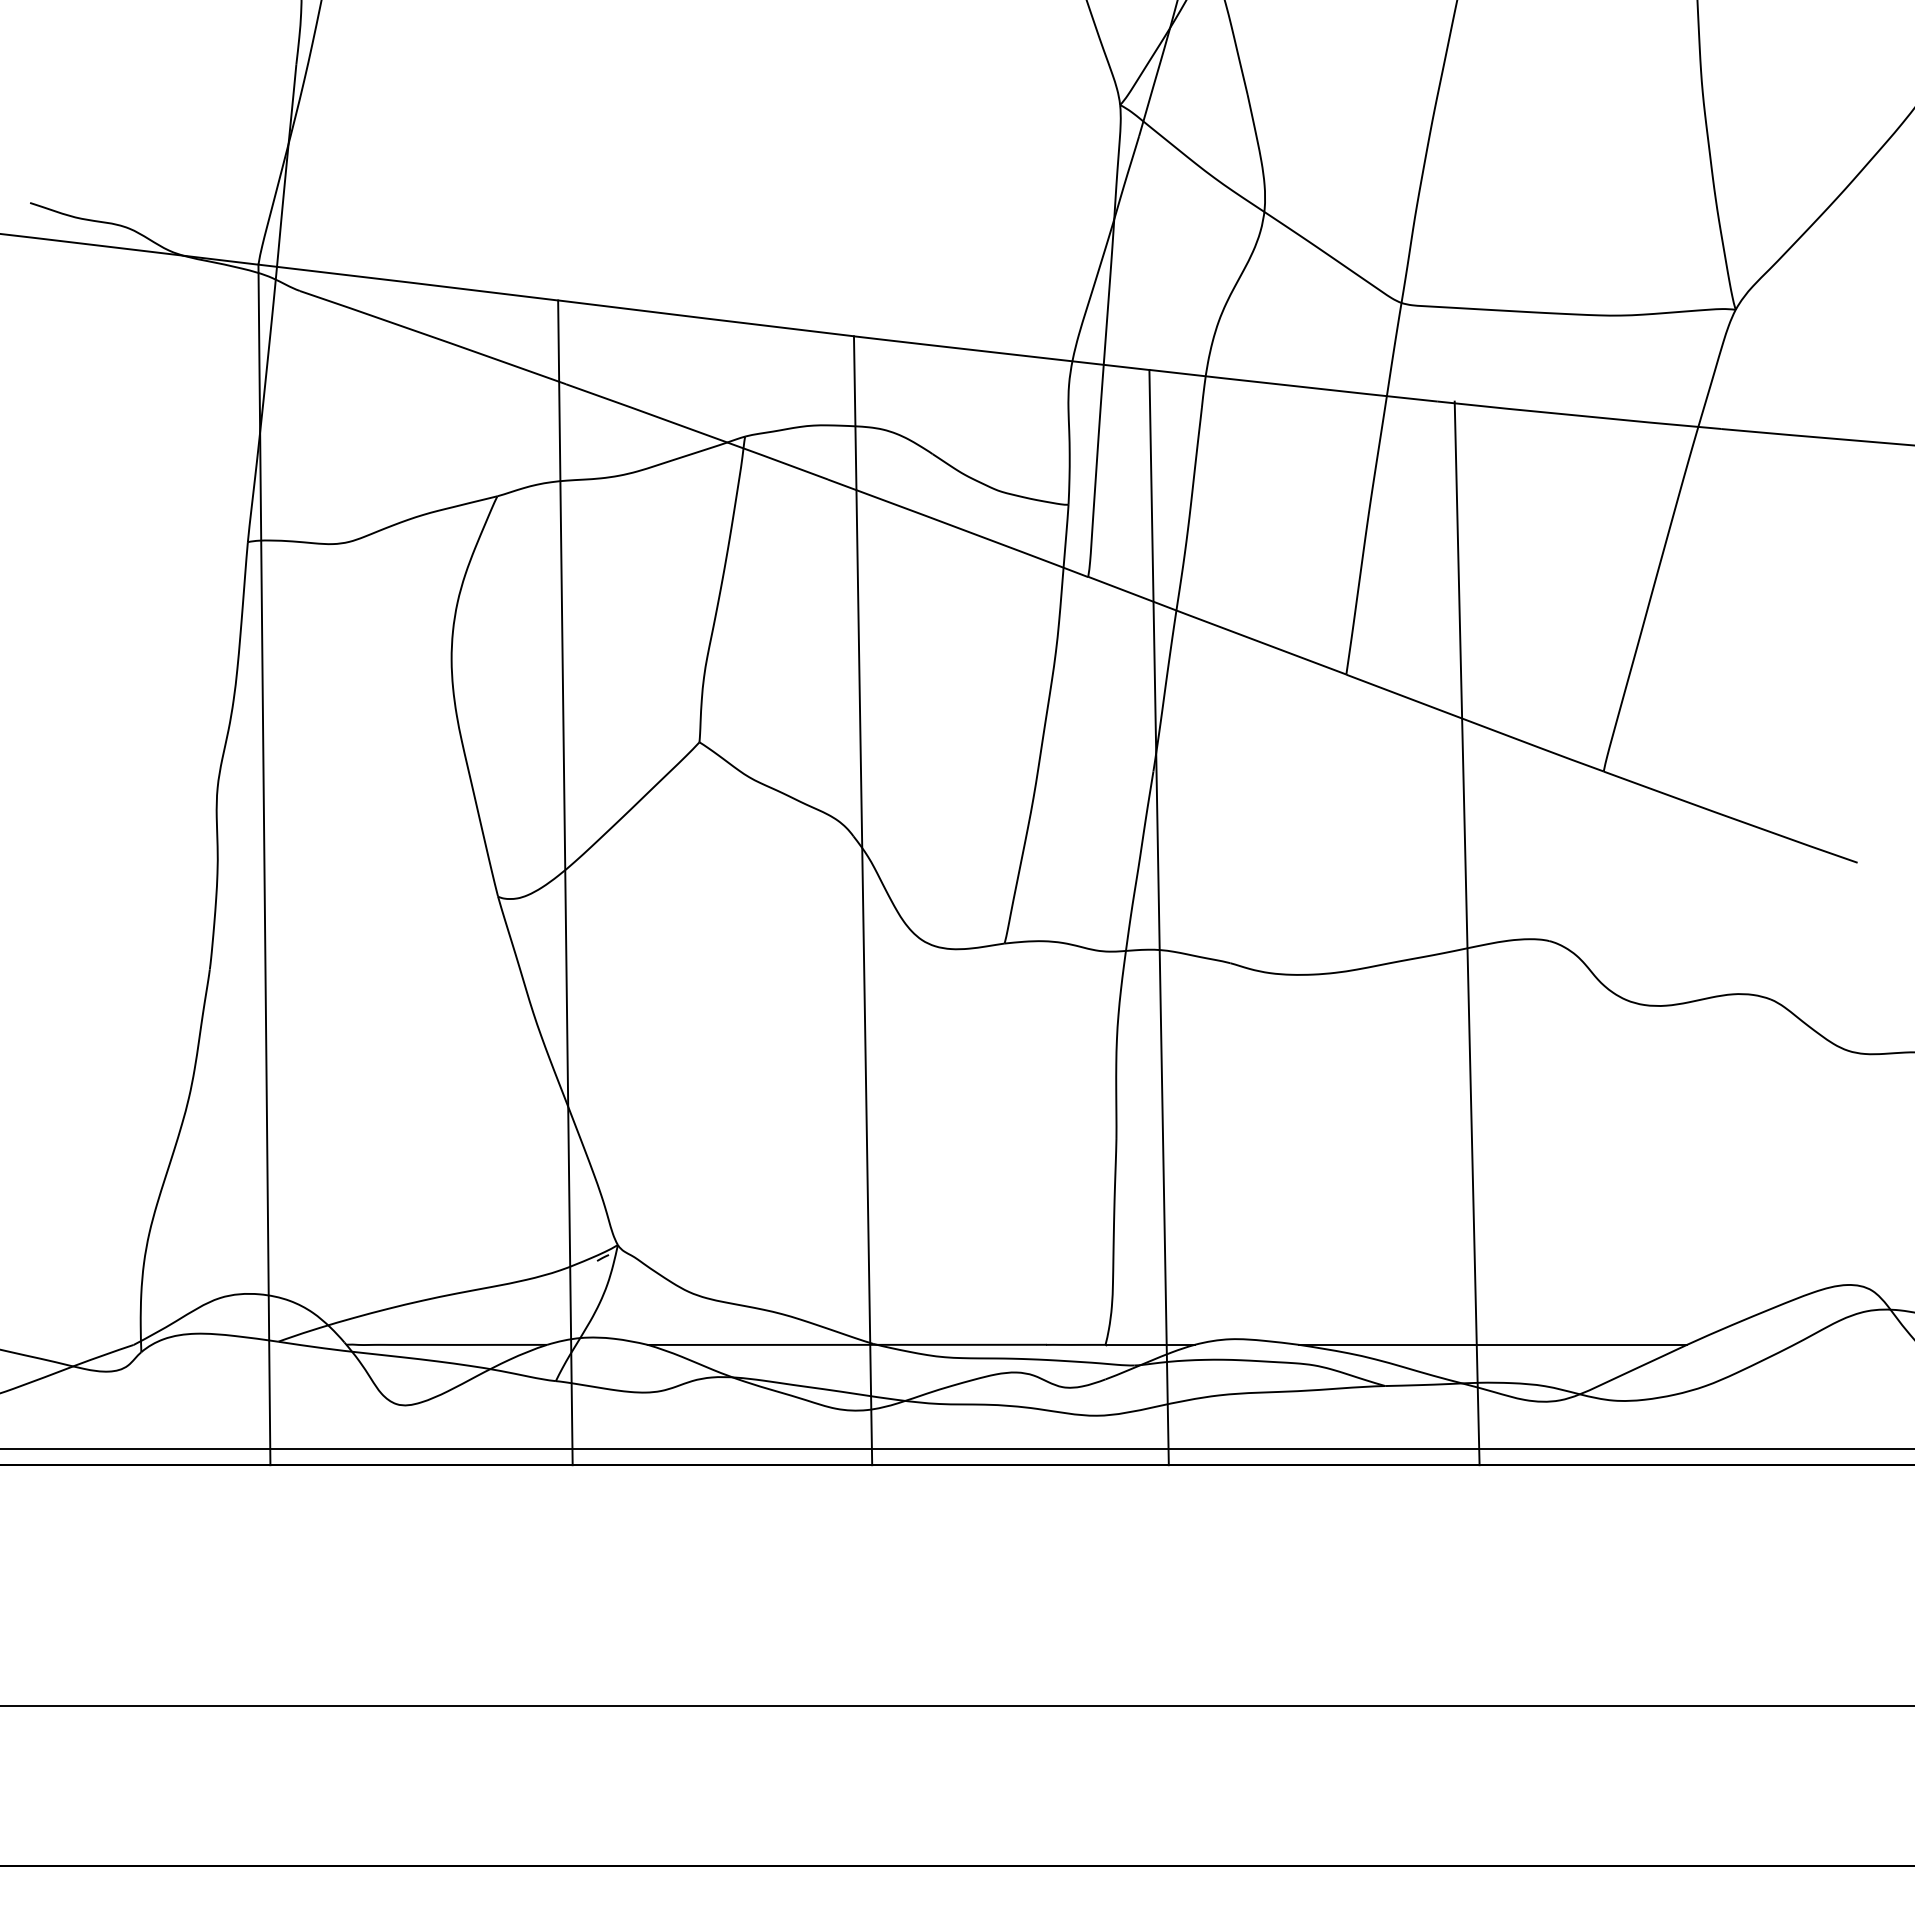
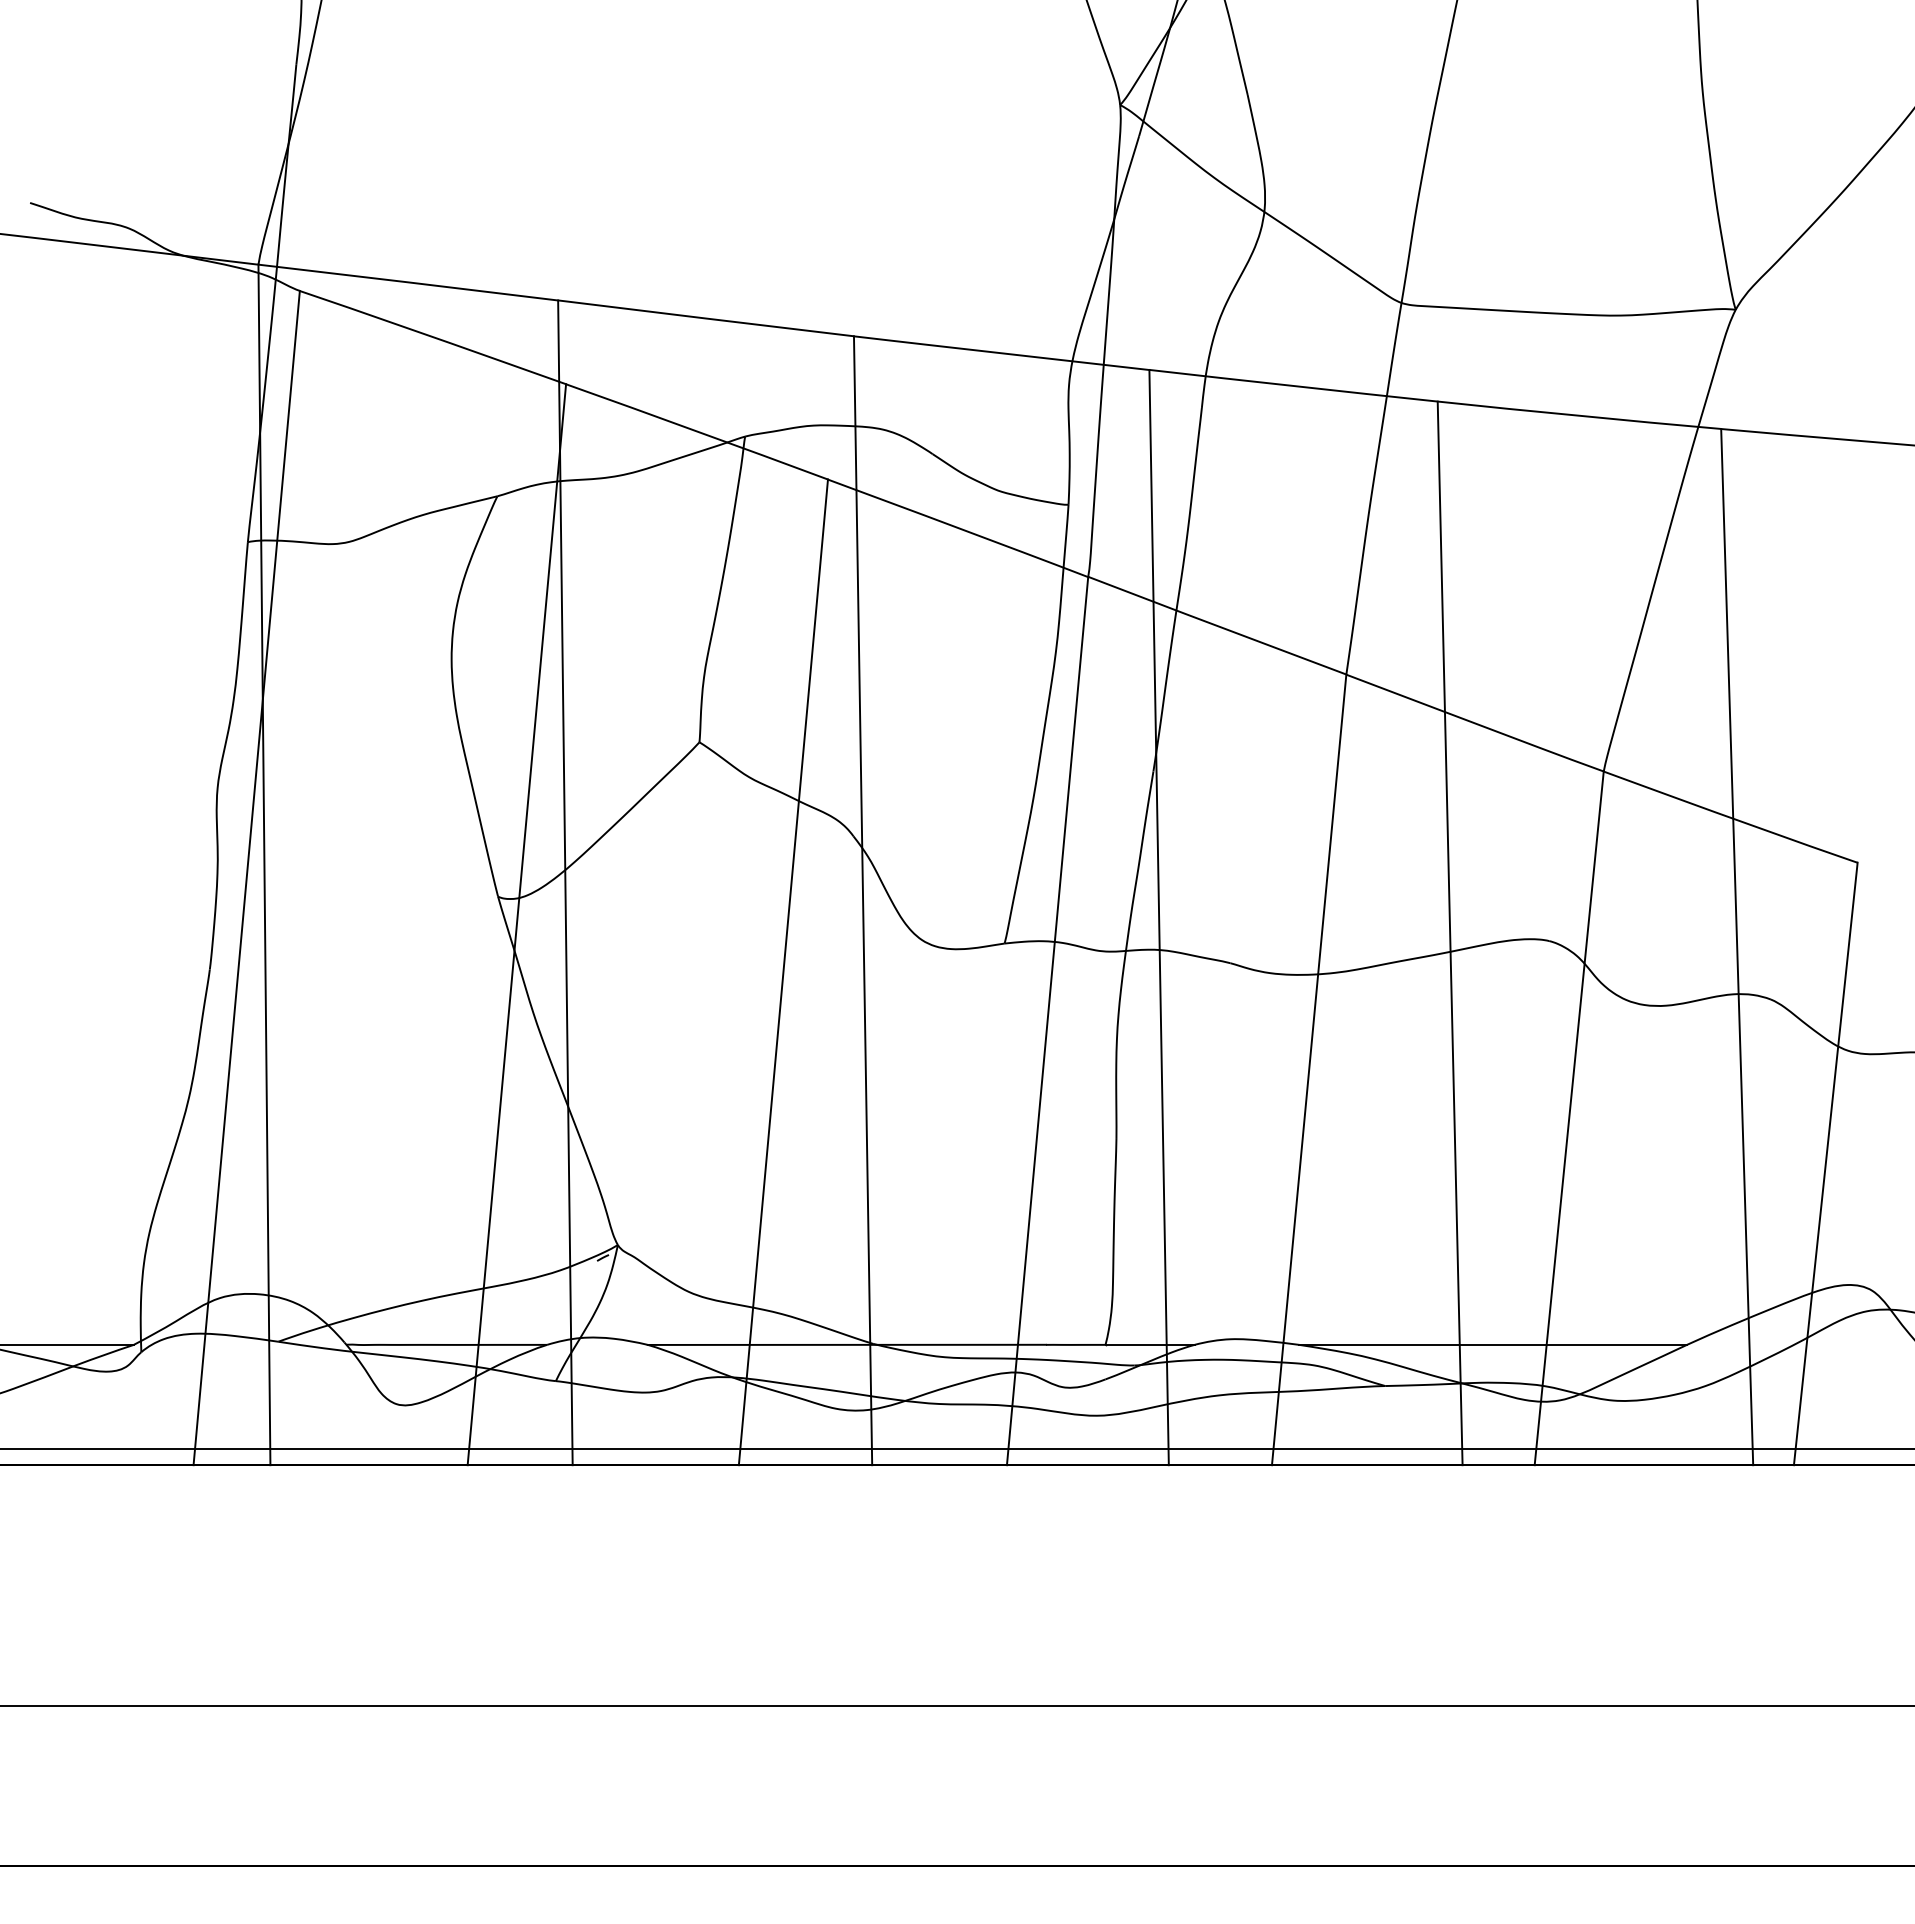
line: none -> present (246, 877)
line: none -> present (516, 924)
line position: (1466, 933) -> (1449, 933) (1449, 933)
line: none -> present (1737, 947)
line: none -> present (782, 972)
line: none -> present (1047, 1020)
line: none -> present (1308, 1069)
line: none -> present (1568, 1118)
line: none -> present (1825, 1163)
line: none -> present (67, 1344)
